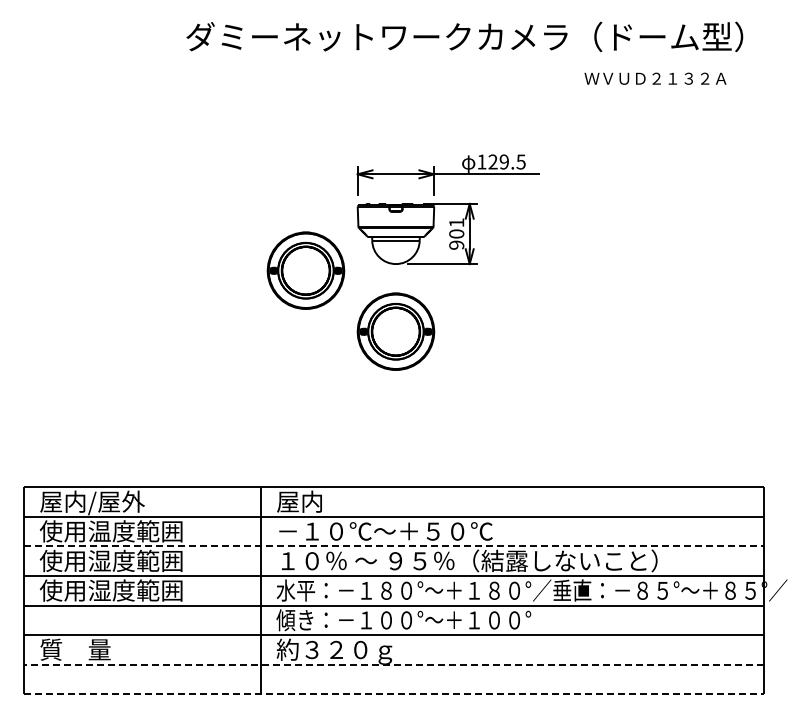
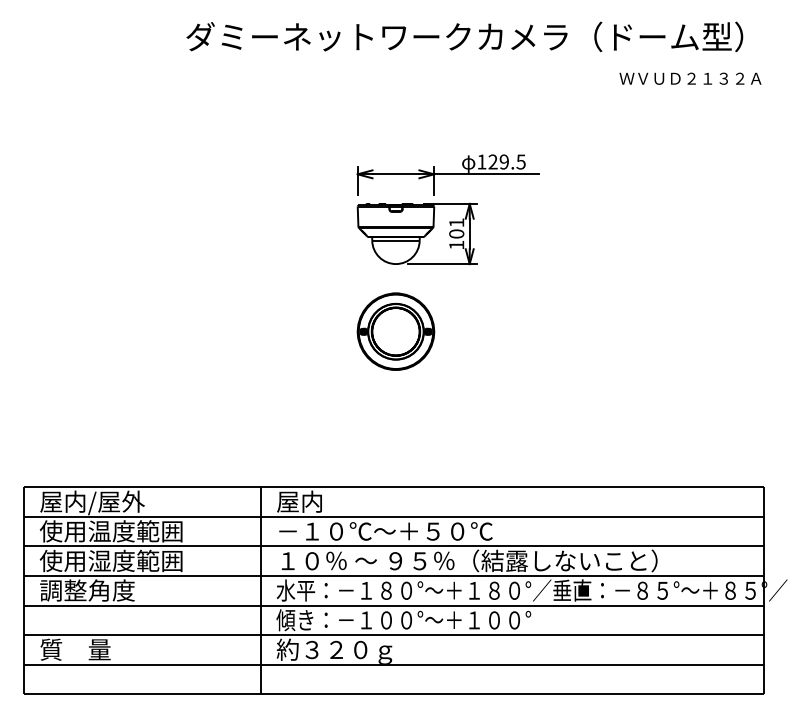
text position: (655, 78) -> (690, 78) (690, 78)
text: 901 -> 101 (456, 244)
part: present -> none (305, 270)
line: dashed -> solid (394, 546)
text: 使用湿度範囲 -> 調整角度 (111, 590)
line: dashed -> solid (394, 664)
line: dashed -> solid (394, 694)
